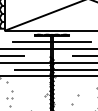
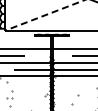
line: solid -> dashed (44, 15)
line: present -> none (51, 41)
